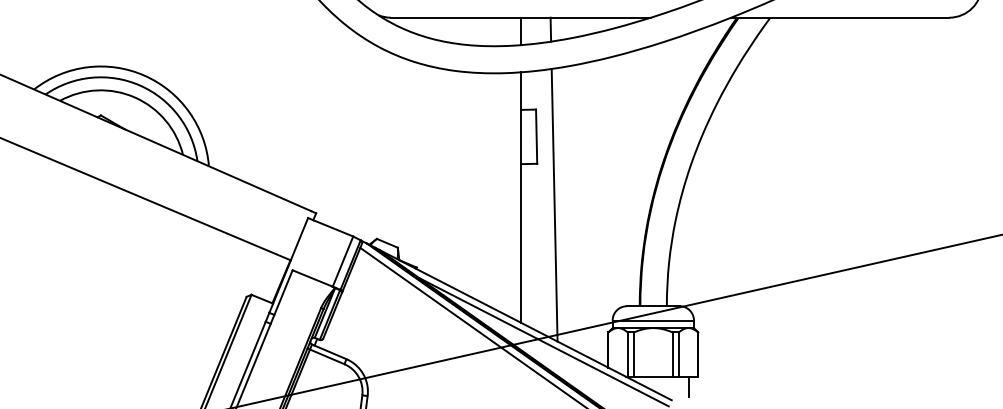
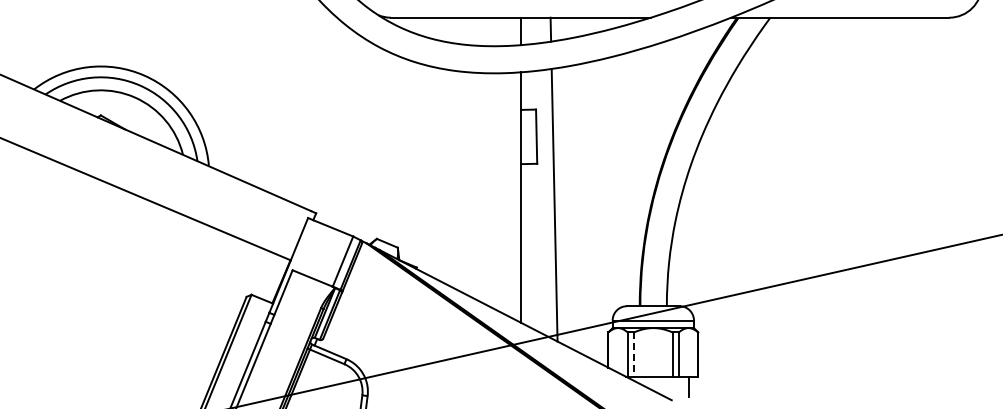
line: present -> none (471, 326)
line: present -> none (543, 341)
line: solid -> dashed (634, 355)
